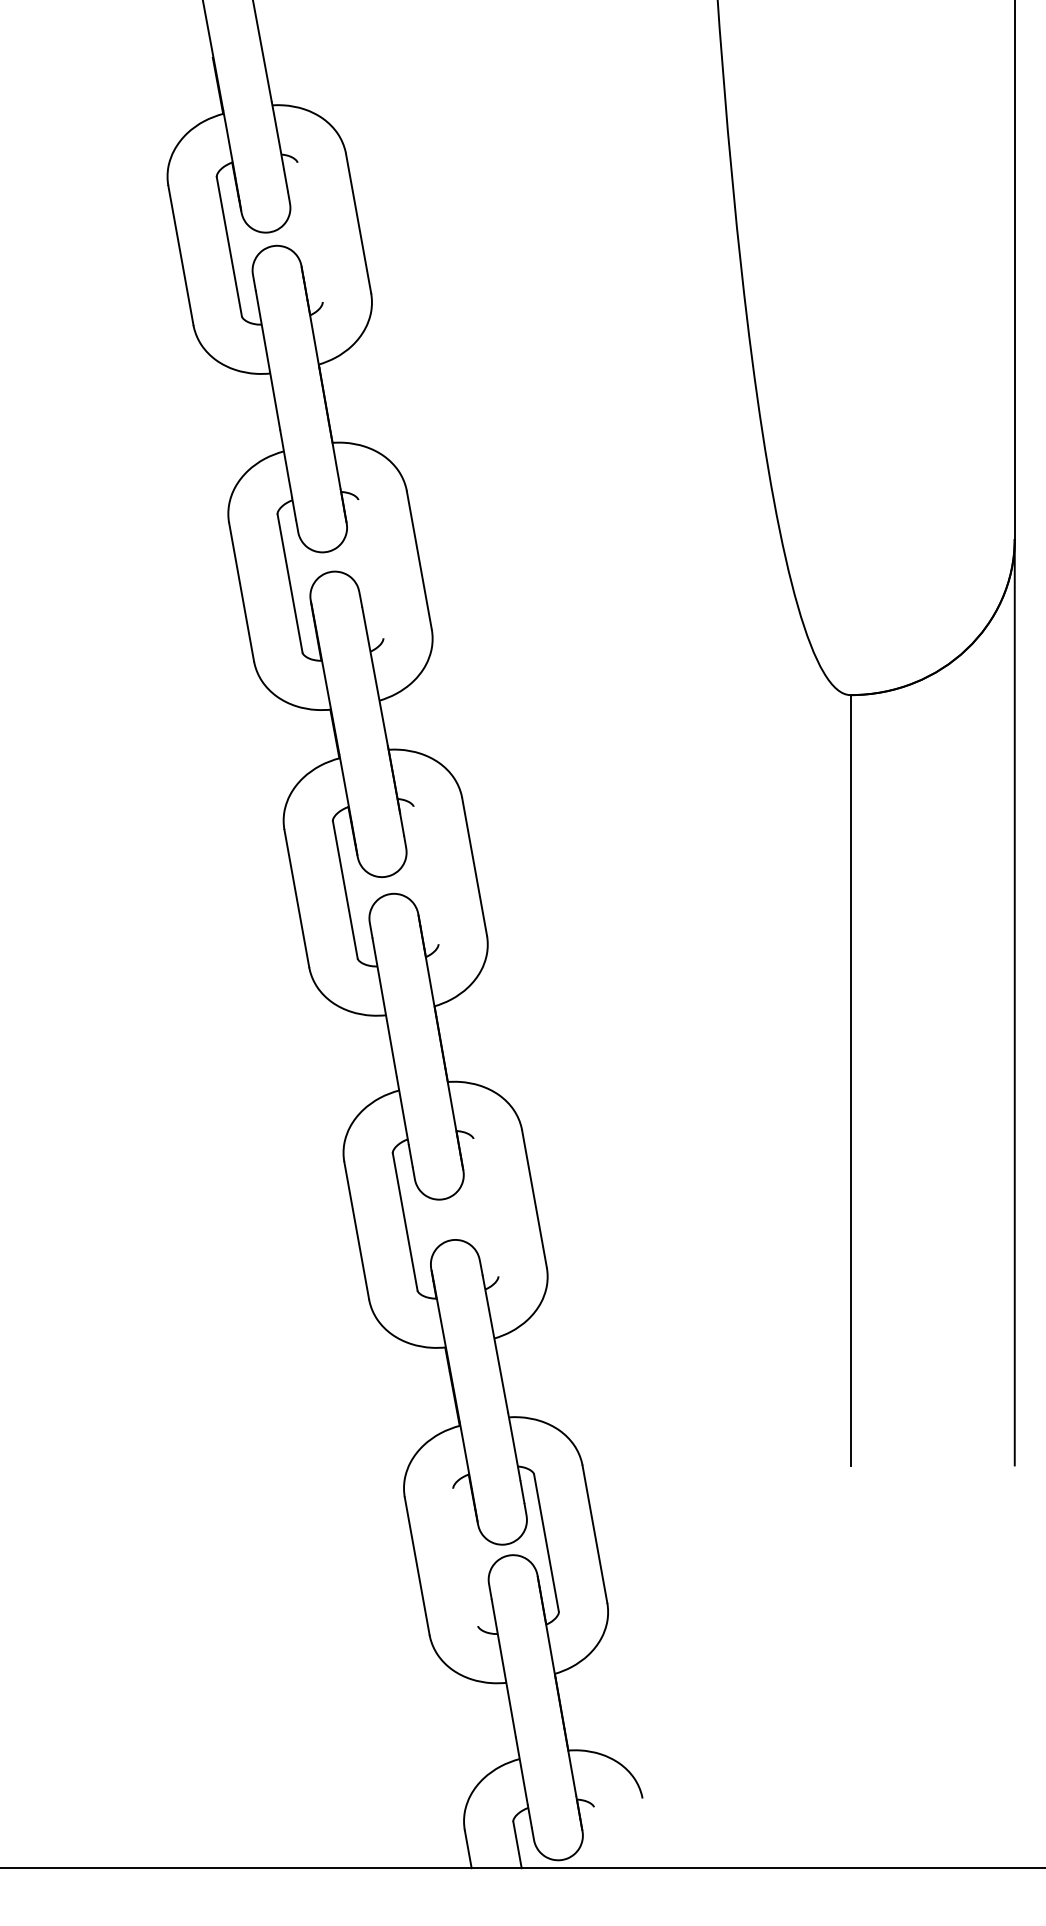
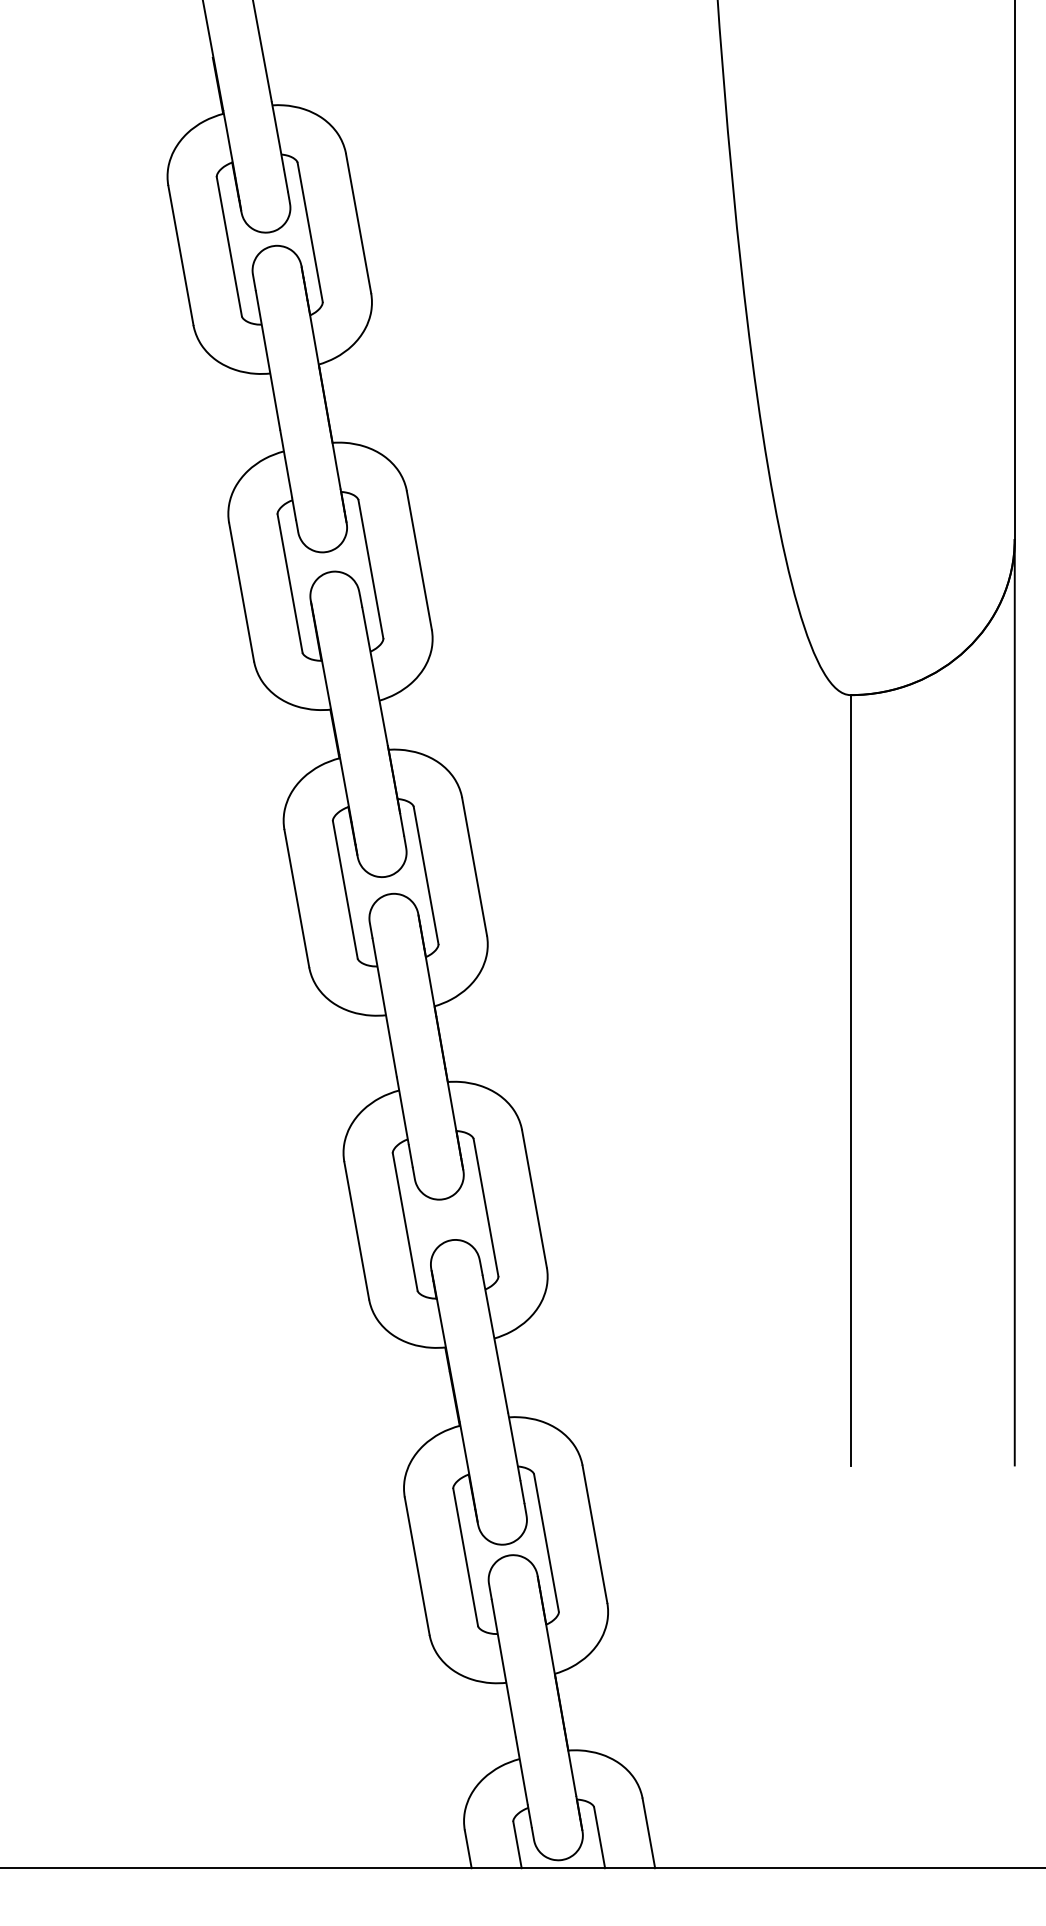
line: none -> present (309, 231)
line: none -> present (370, 569)
line: none -> present (425, 875)
line: none -> present (485, 1207)
line: none -> present (465, 1557)
line: none -> present (648, 1833)
line: none -> present (599, 1837)
